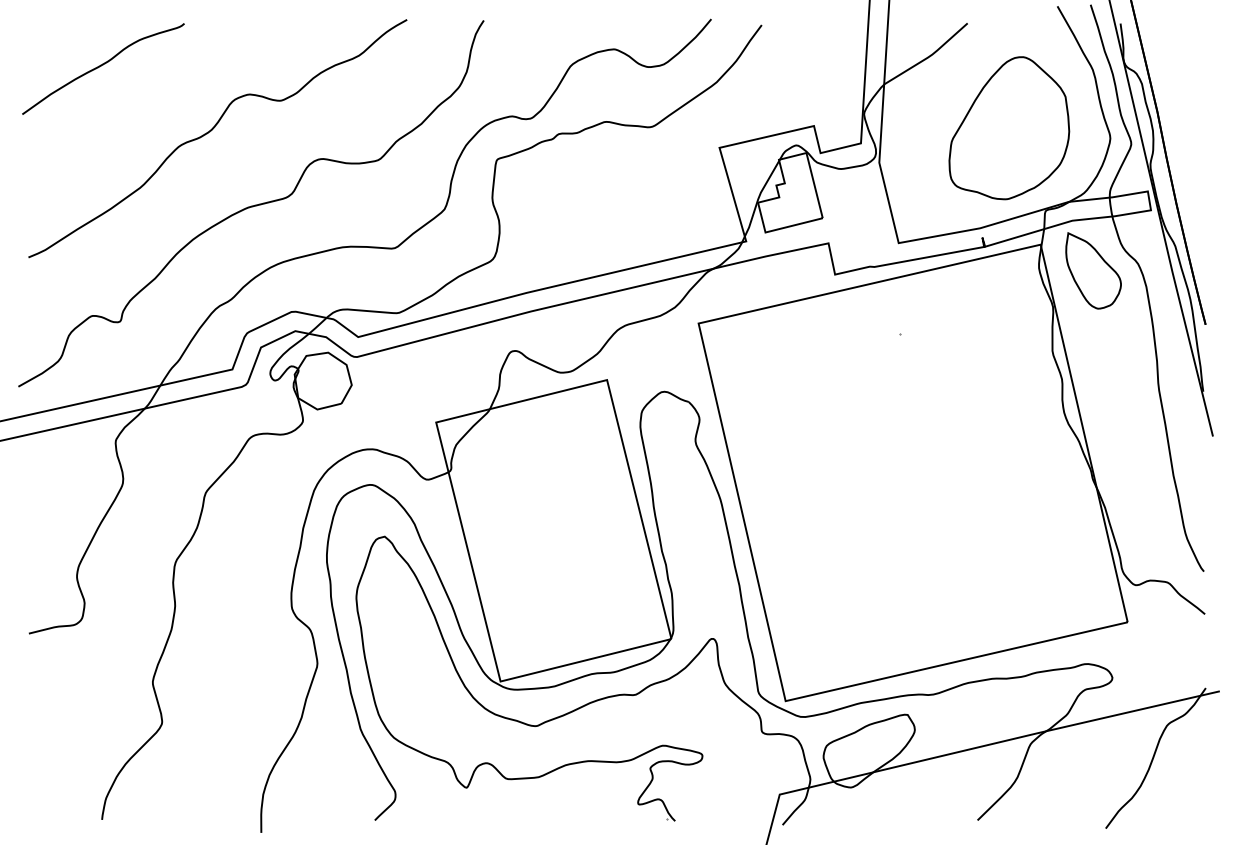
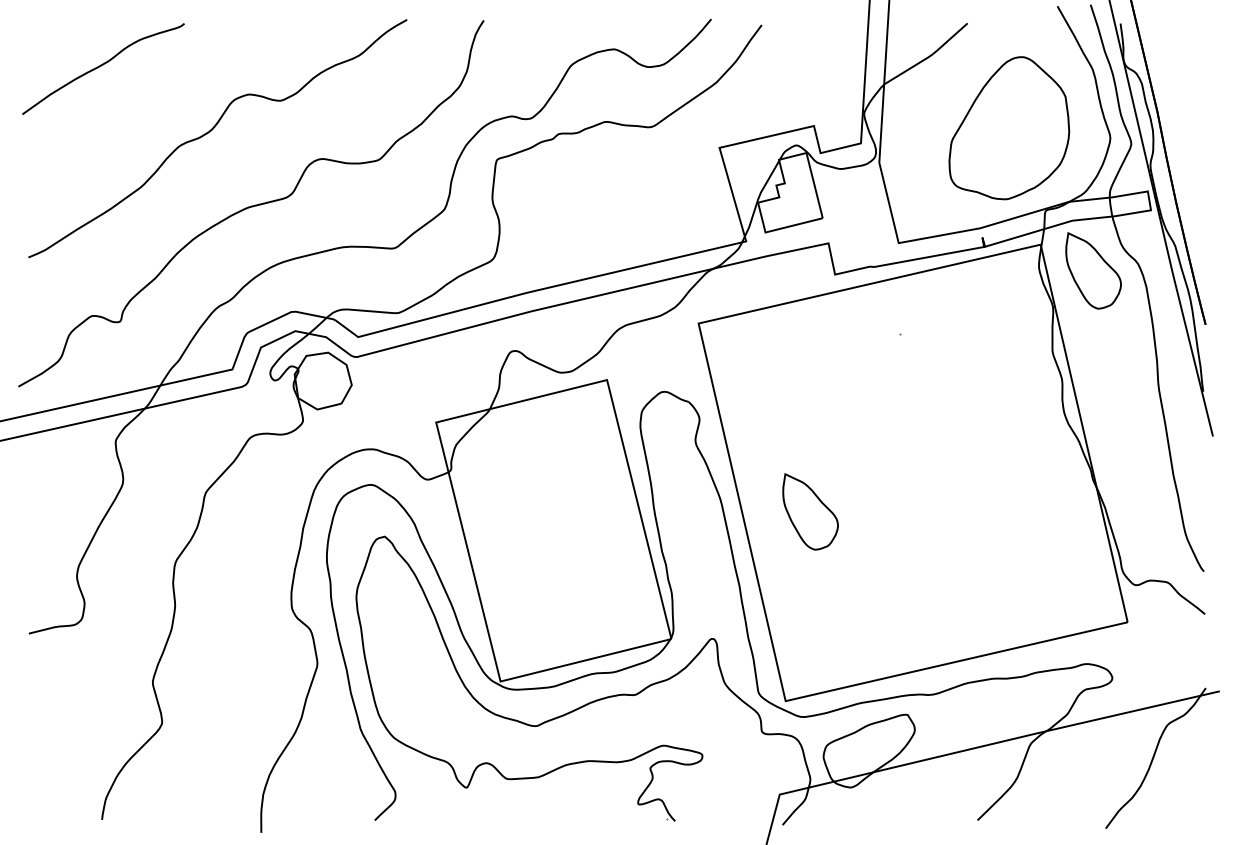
part: none -> present (810, 511)
